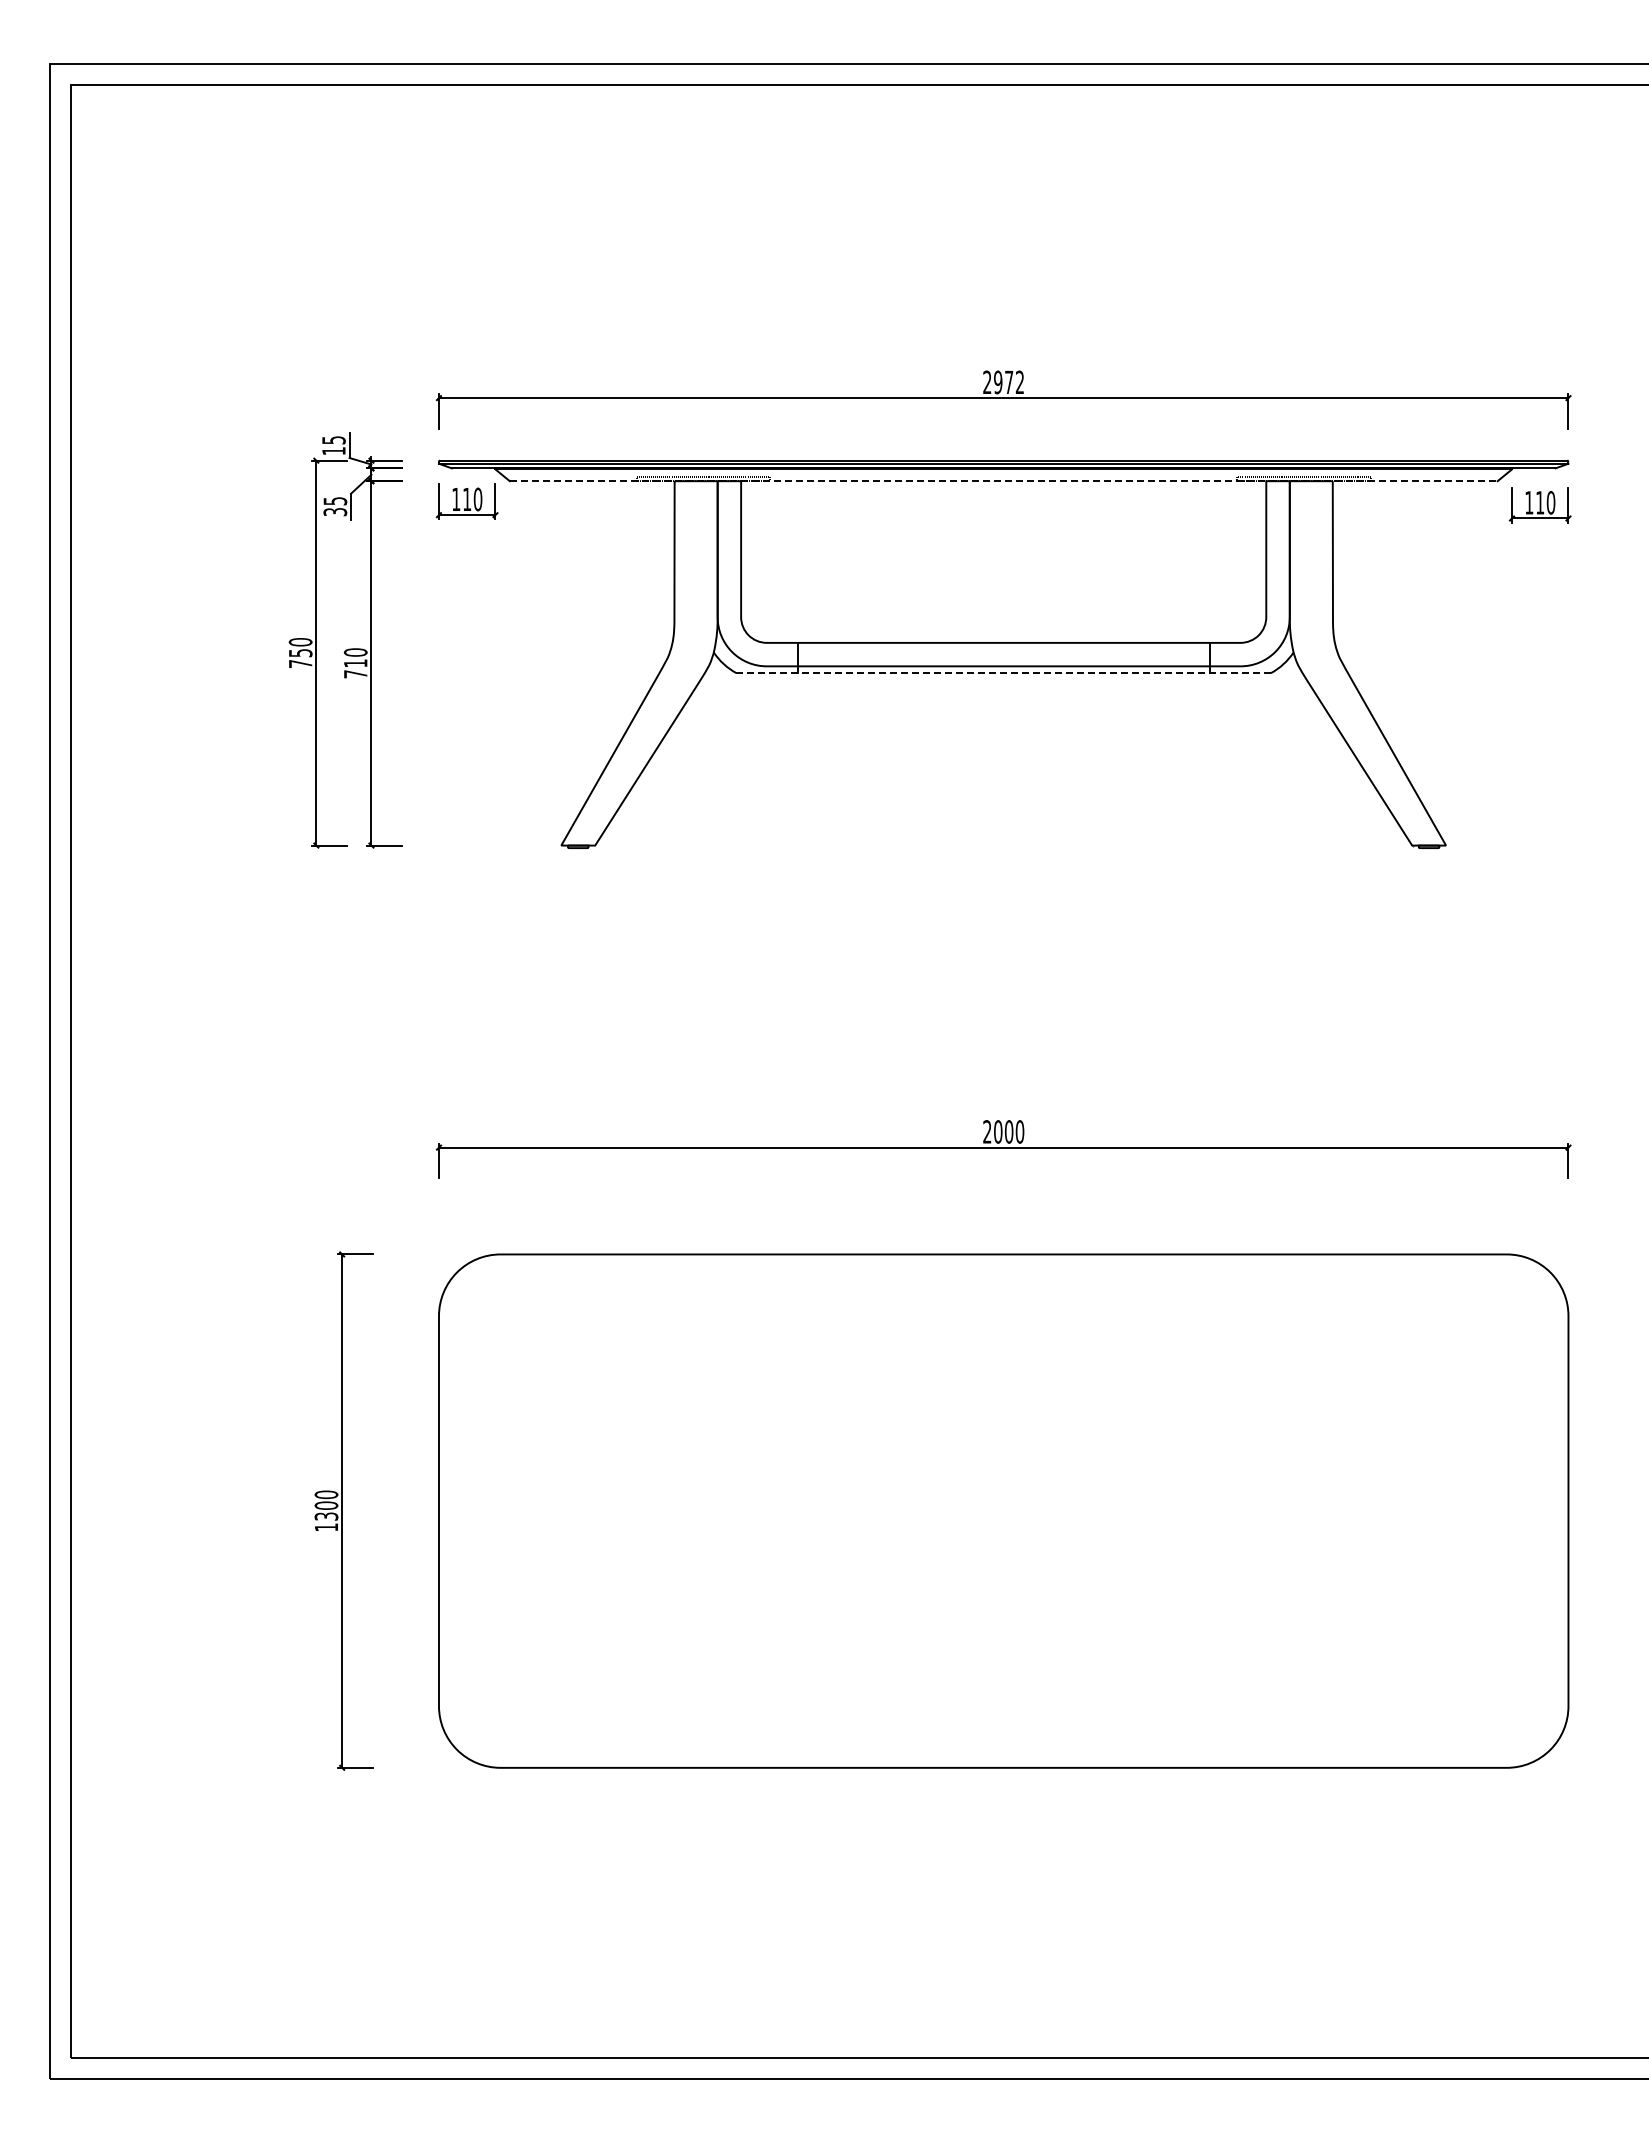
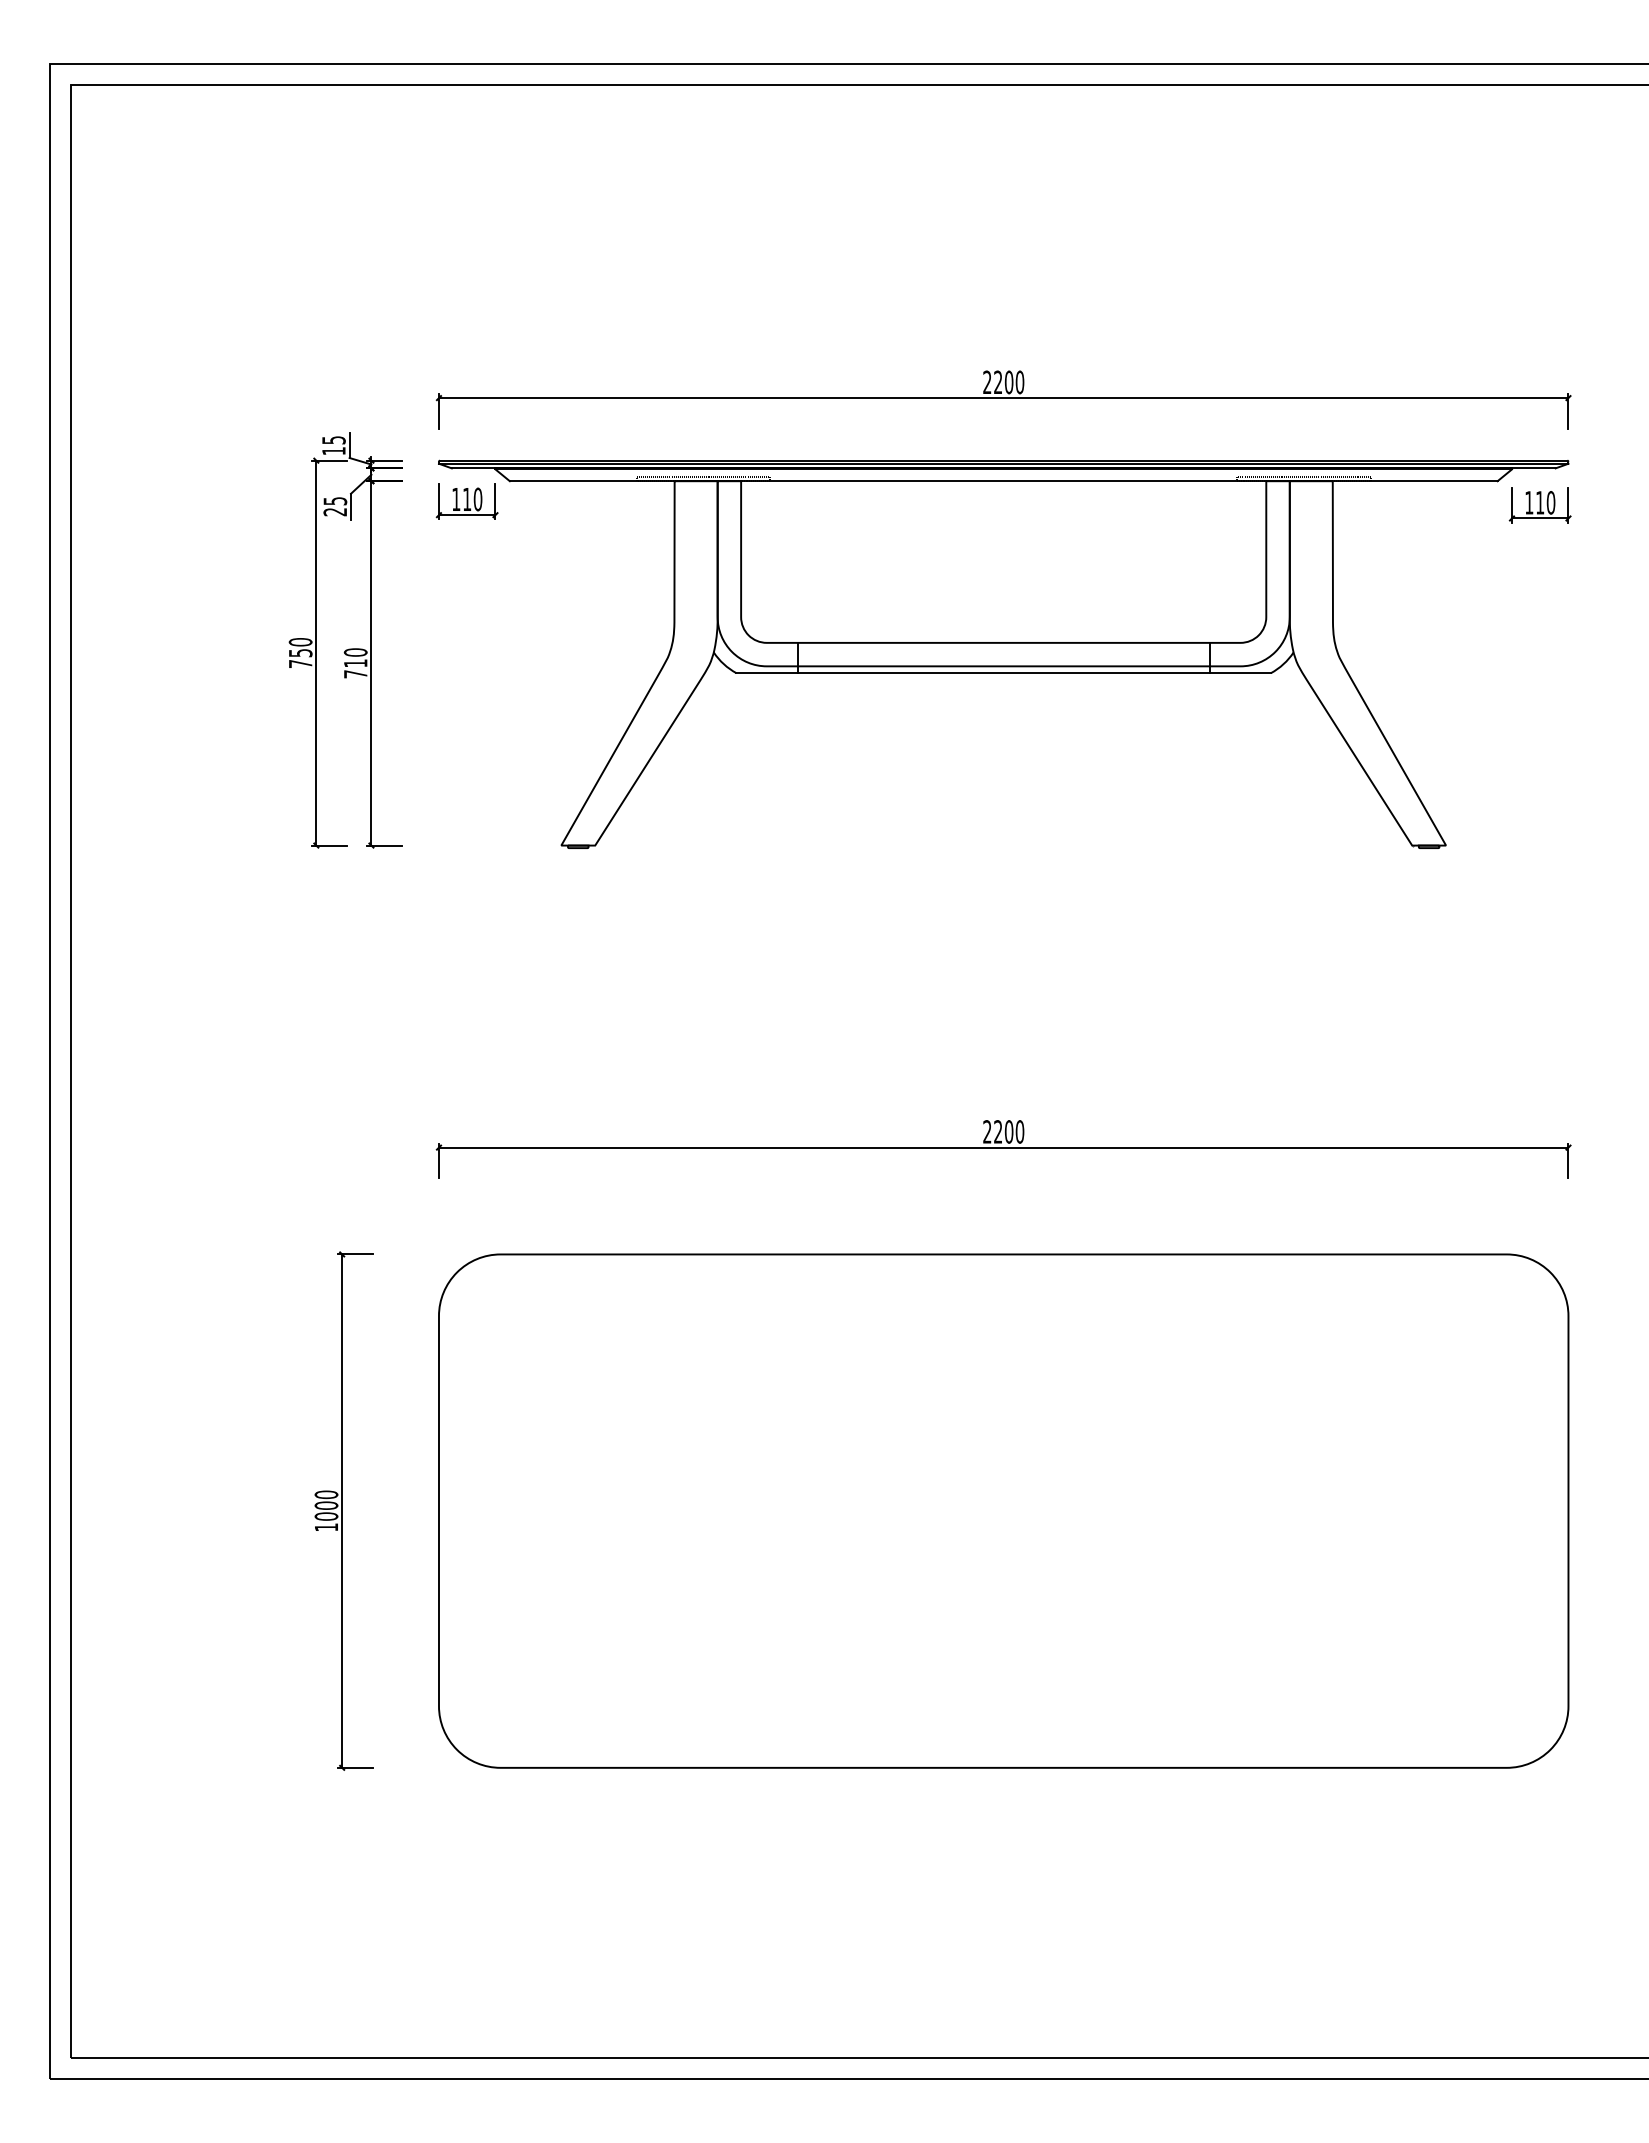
text: 2972 -> 2200 (1009, 382)
line: dashed -> solid (1003, 481)
text: 35 -> 25 (335, 512)
line: dashed -> solid (1003, 673)
text: 2000 -> 2200 (998, 1131)
text: 1300 -> 1000 (326, 1516)
